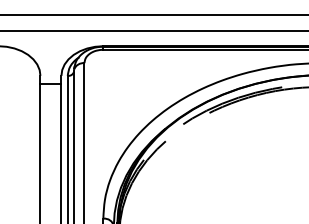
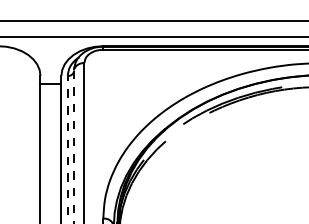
line position: (153, 14) -> (153, 20) (153, 20)
line position: (153, 30) -> (153, 36) (153, 36)
line: solid -> dashed (73, 147)
line: solid -> dashed (67, 149)
